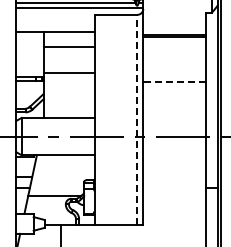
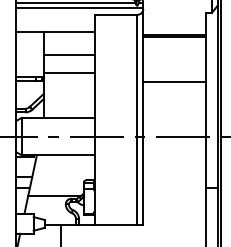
line position: (68, 47) -> (68, 55) (68, 55)
line: dashed -> solid (173, 82)
line: dashed -> solid (137, 119)
